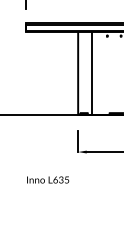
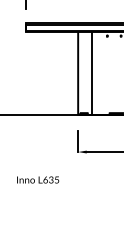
text position: (48, 179) -> (38, 179) (38, 179)
